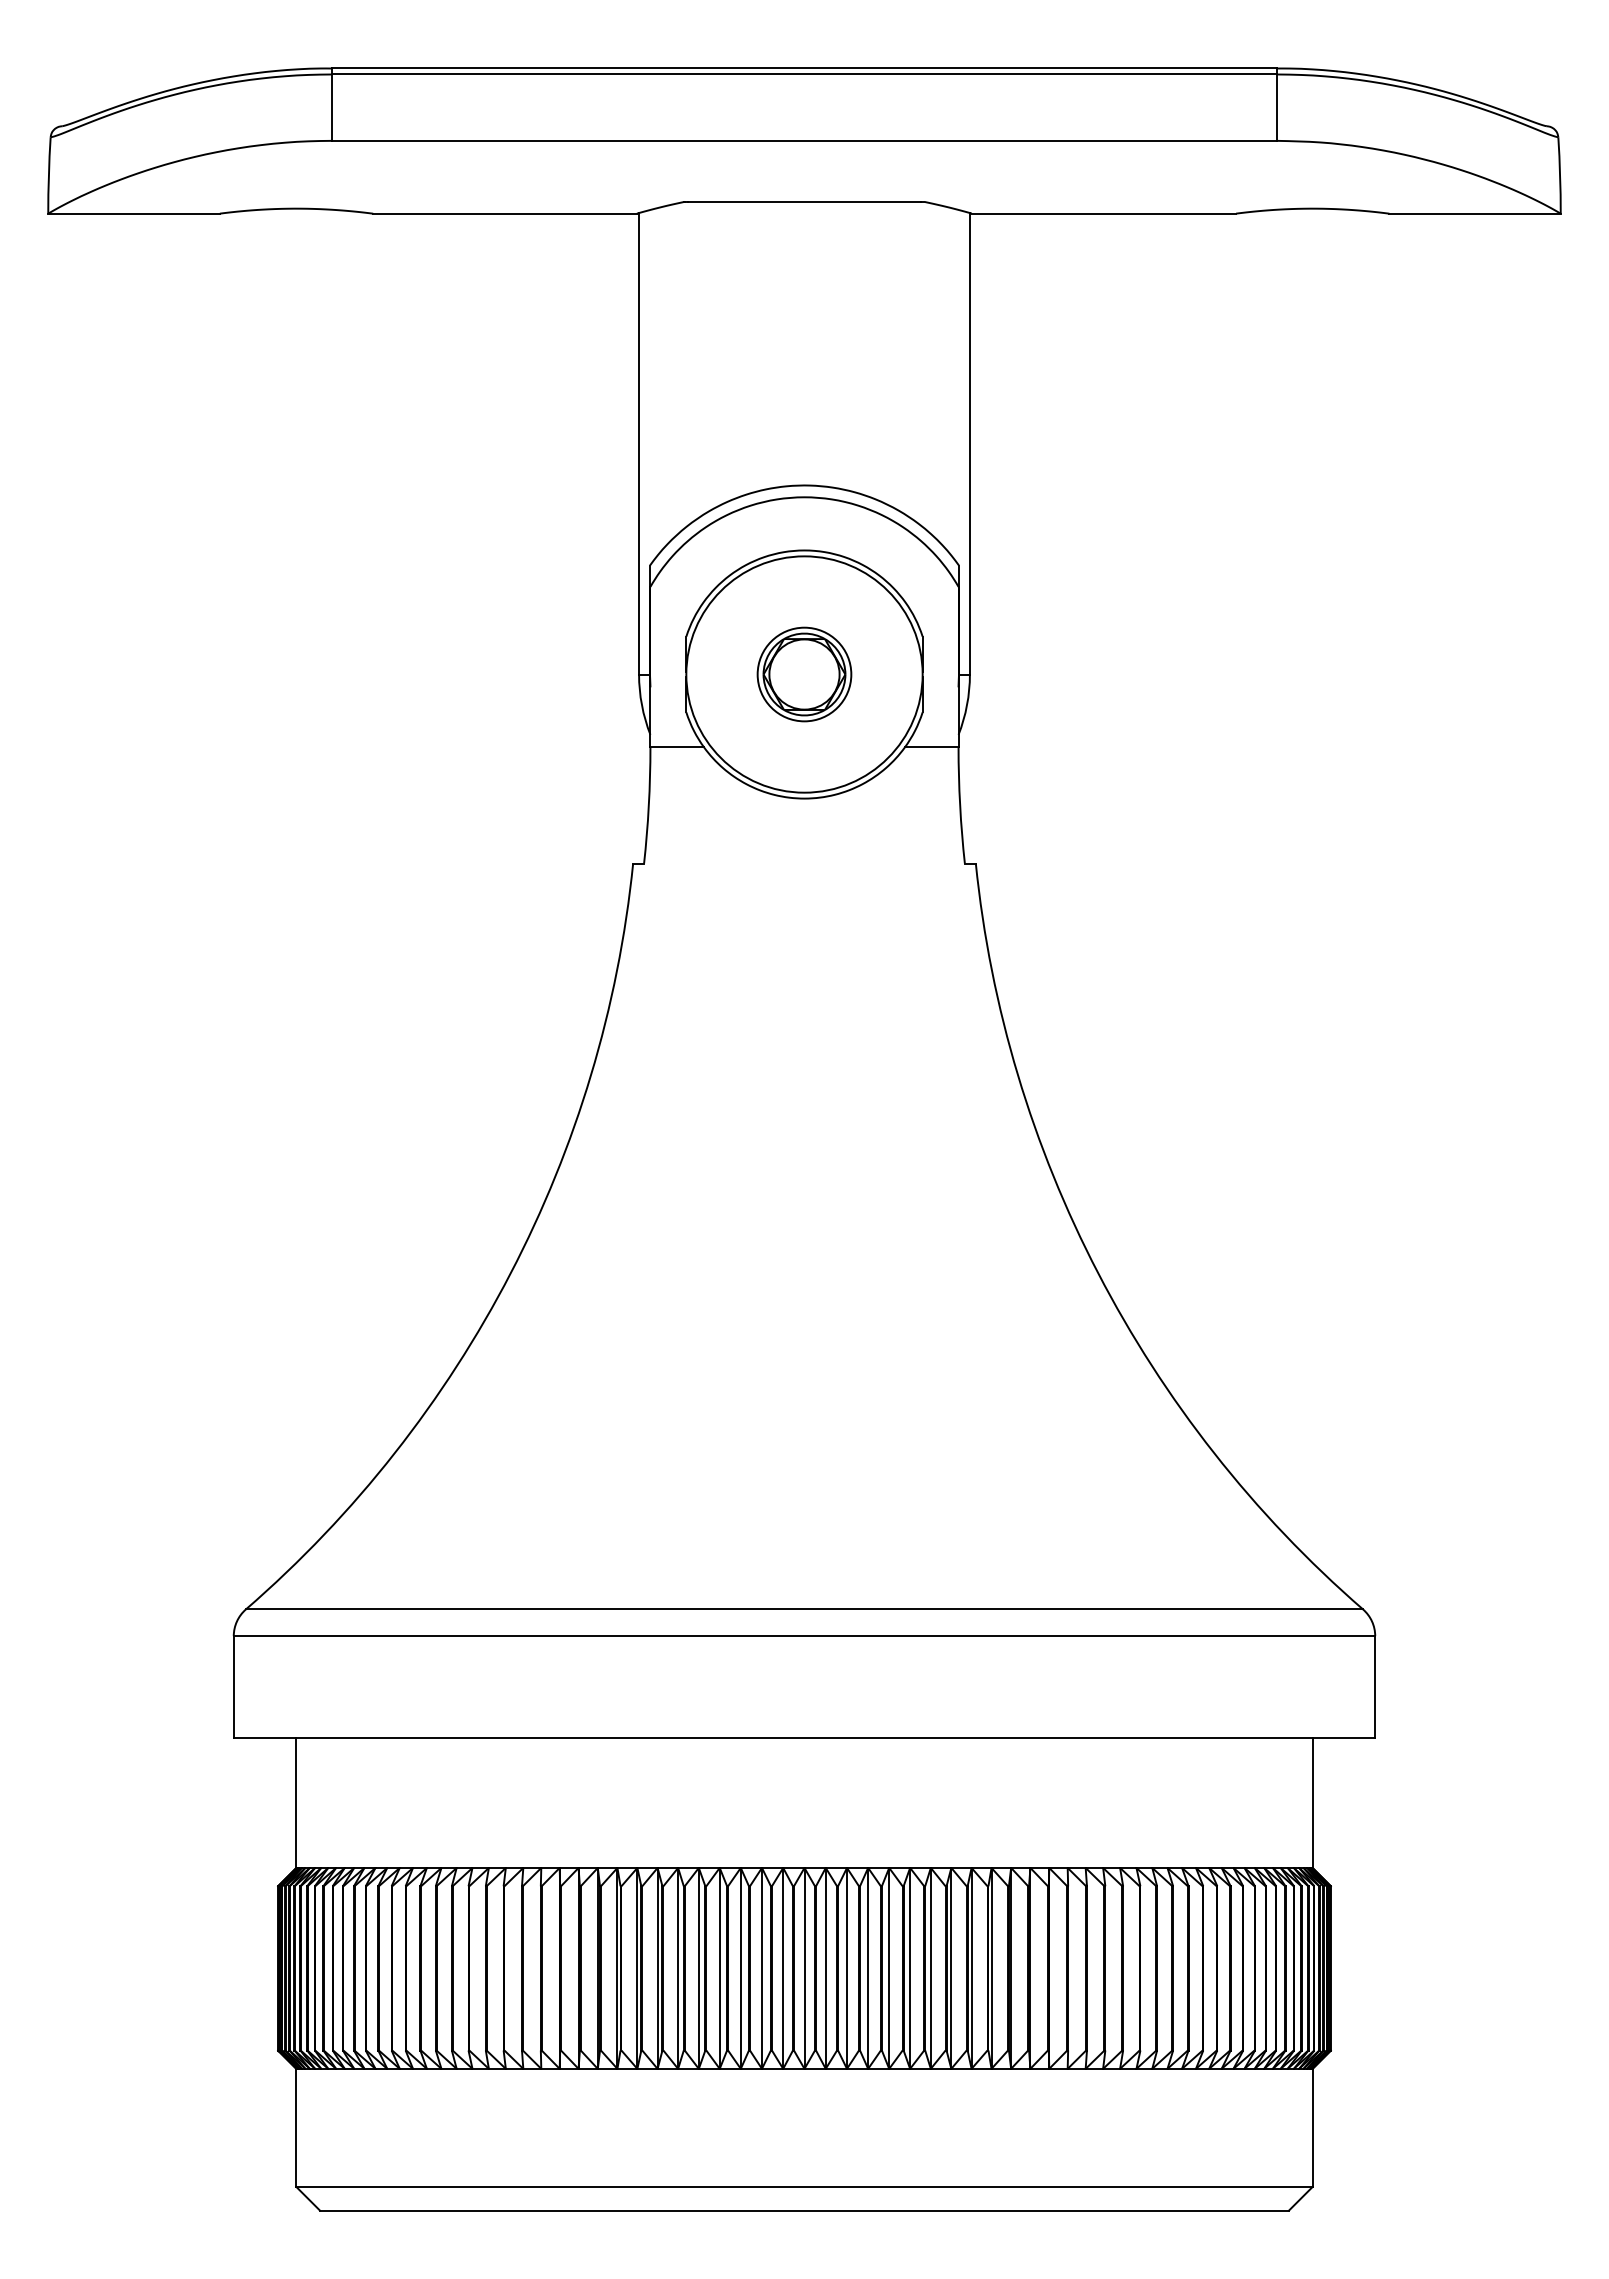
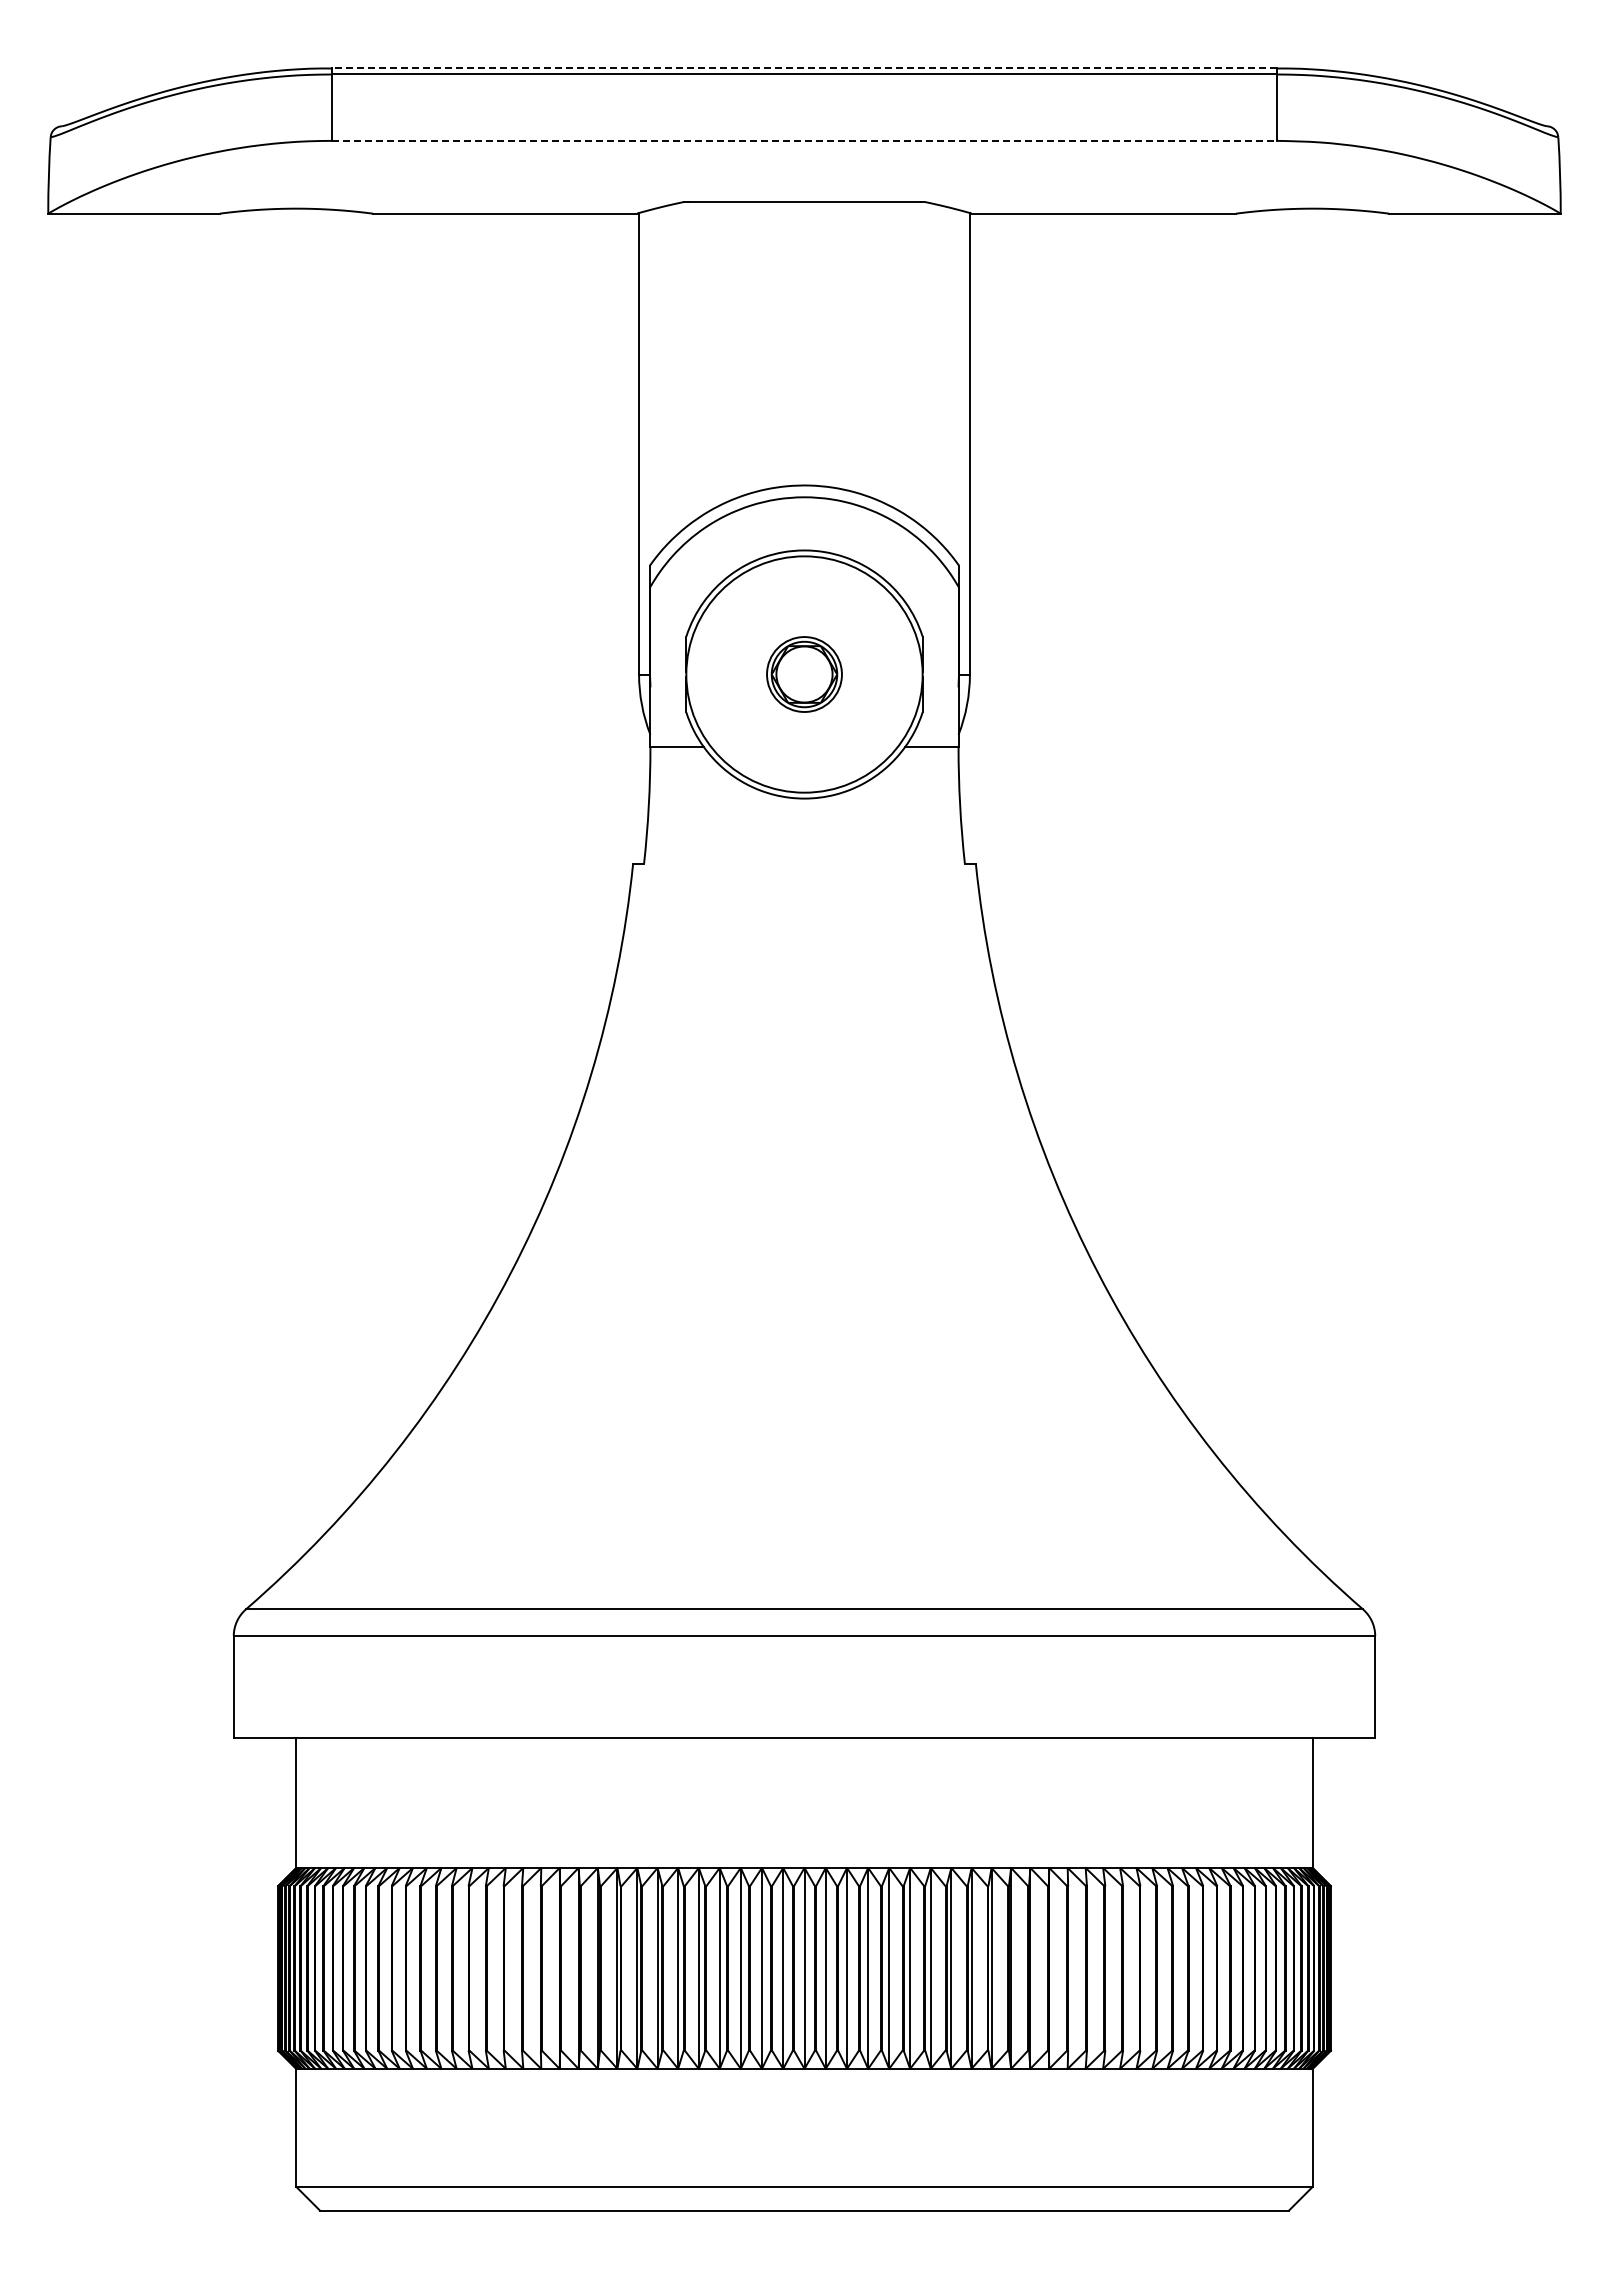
line: solid -> dashed (804, 68)
line: solid -> dashed (804, 140)
part size: 97x97 px -> 77x77 px (804, 674)
